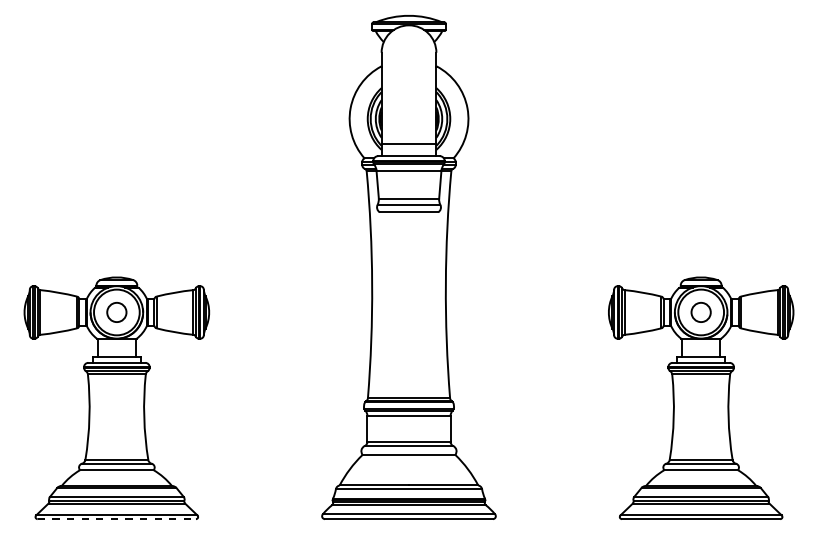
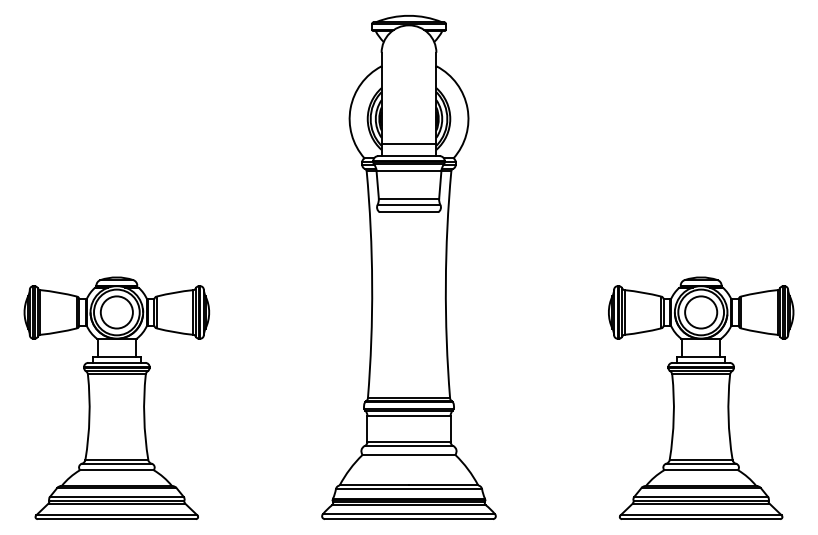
circle diameter: 19 px -> 32 px (116, 312)
circle diameter: 19 px -> 32 px (701, 312)
line: dashed -> solid (117, 519)
